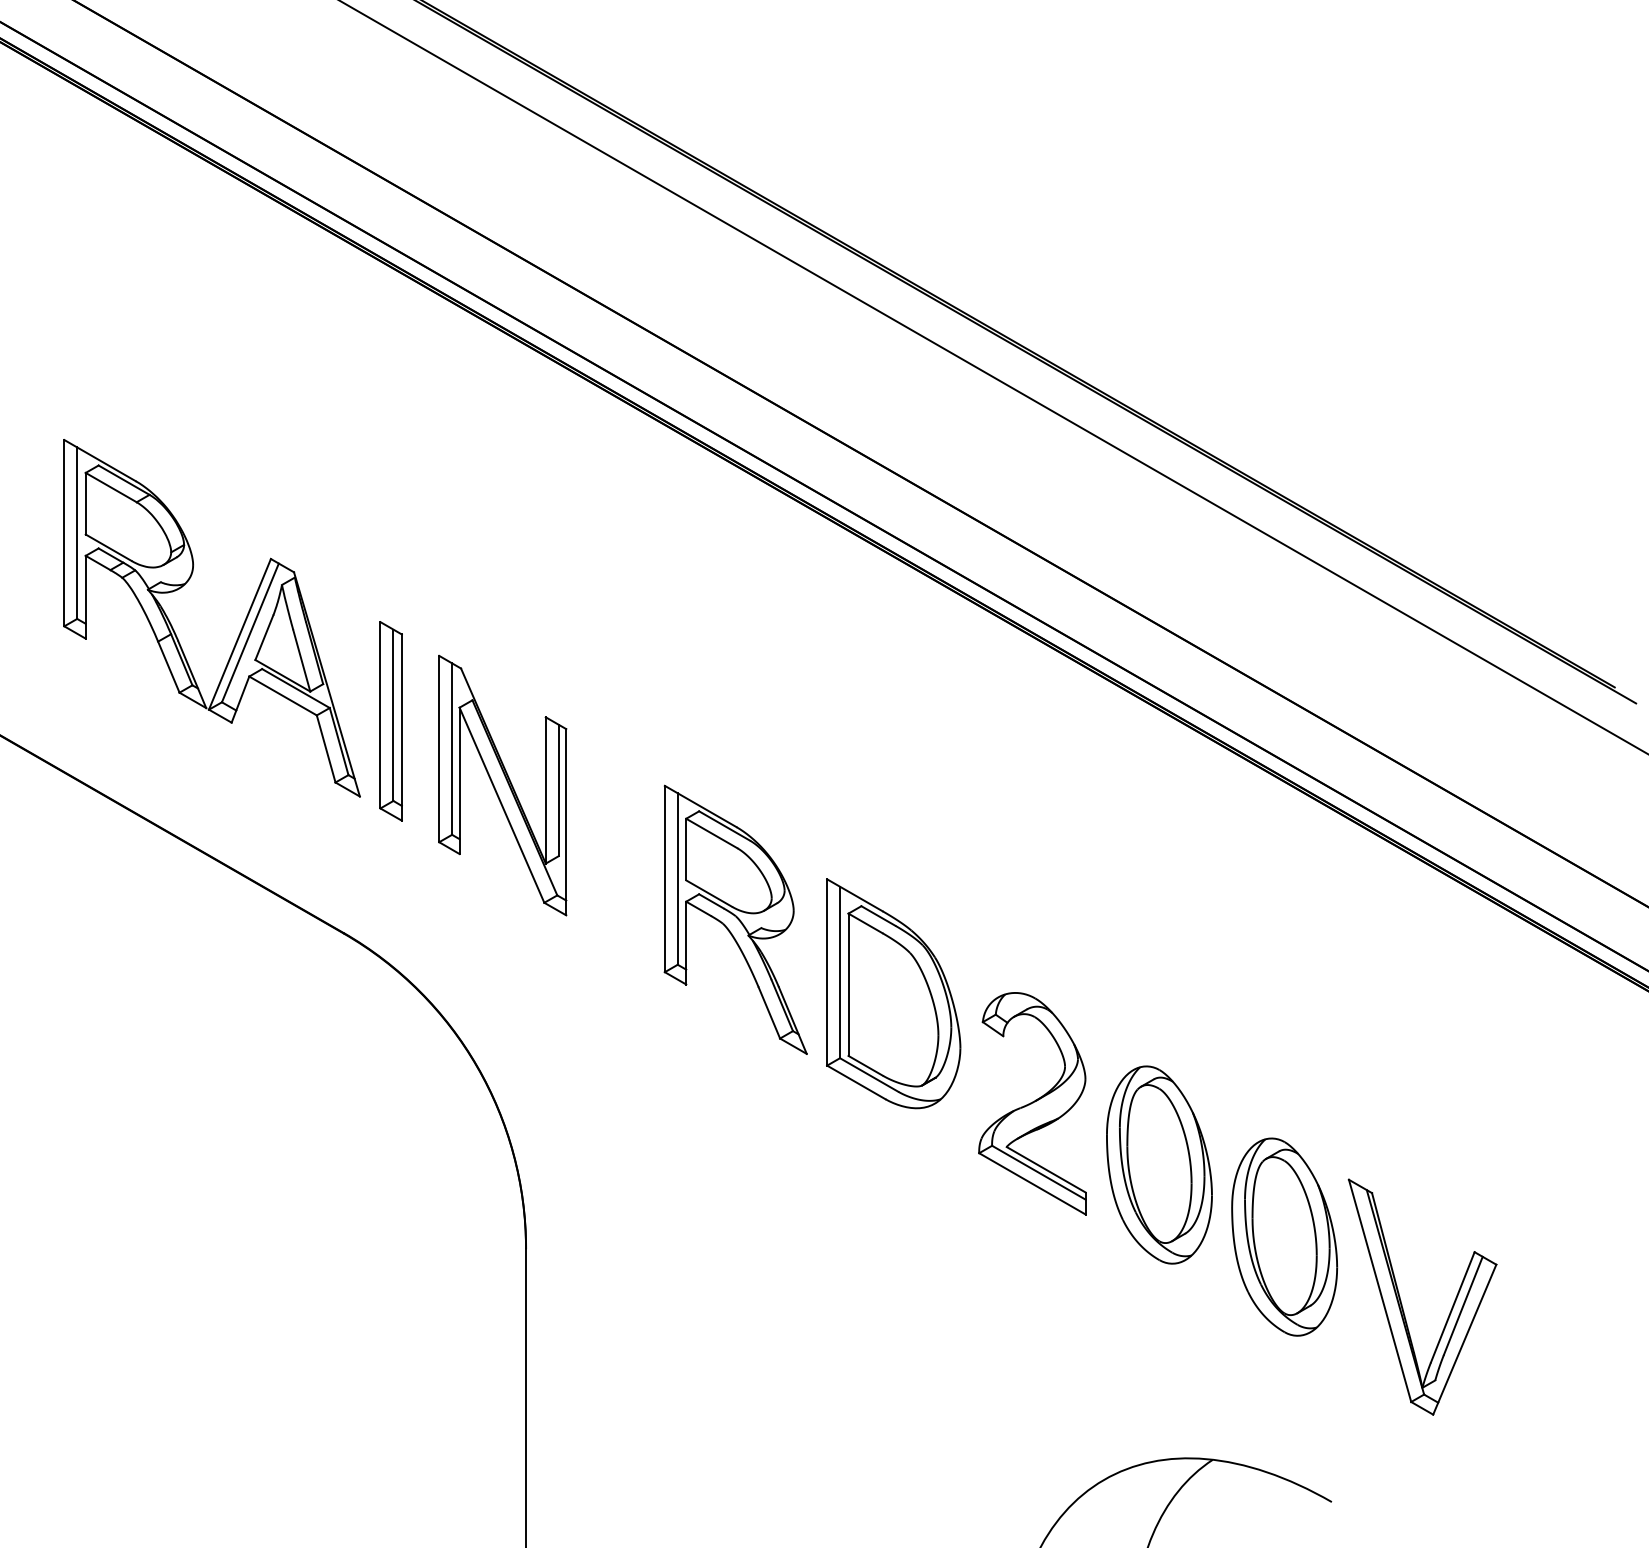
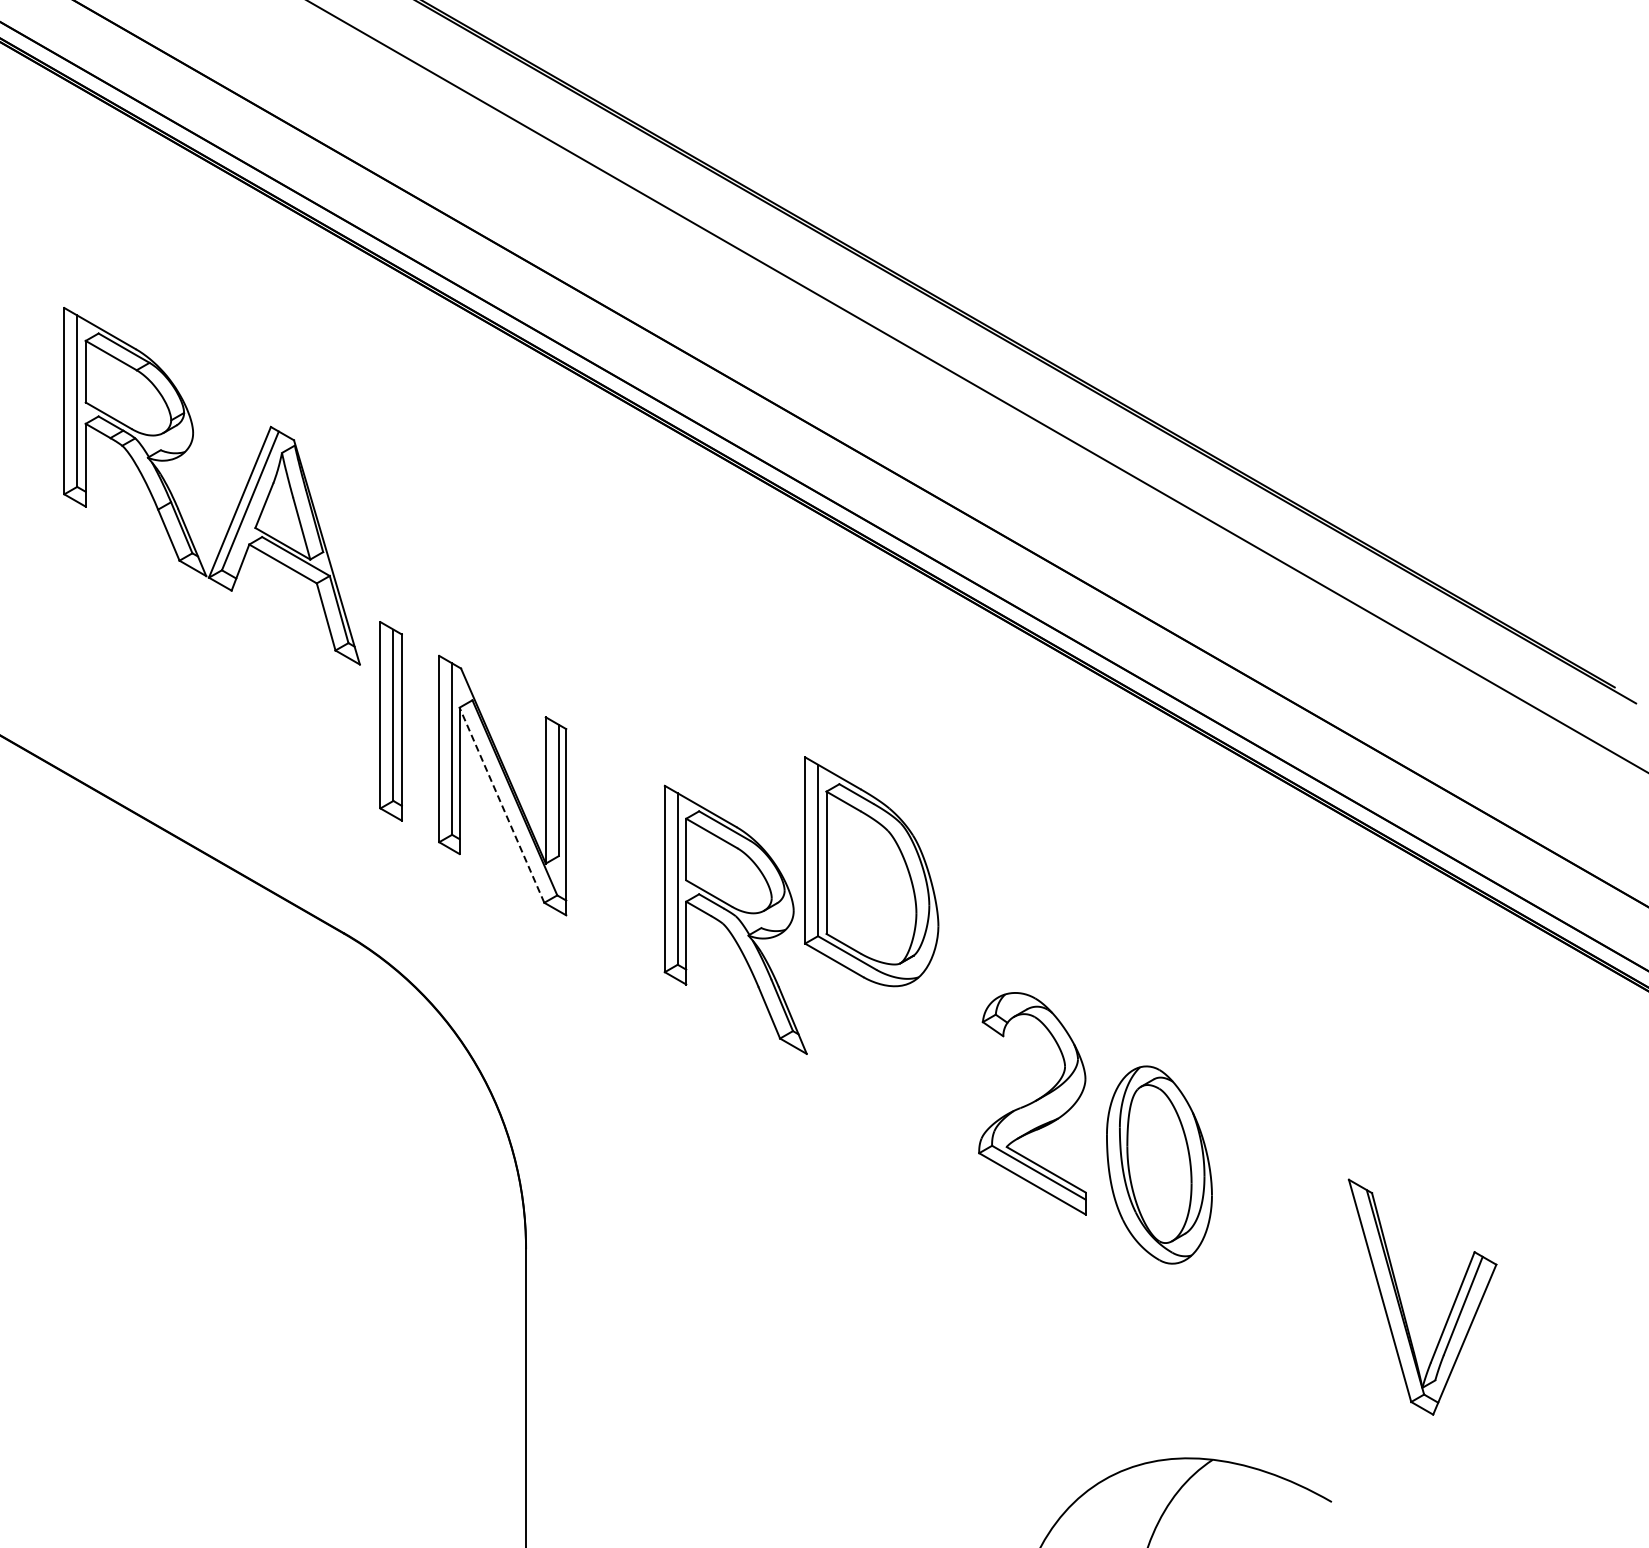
line position: (993, 377) -> (977, 386) (977, 386)
part position: (239, 632) -> (239, 500) (239, 500)
line: solid -> dashed (501, 804)
part position: (893, 993) -> (871, 871) (871, 871)
part: present -> none (1284, 1236)
